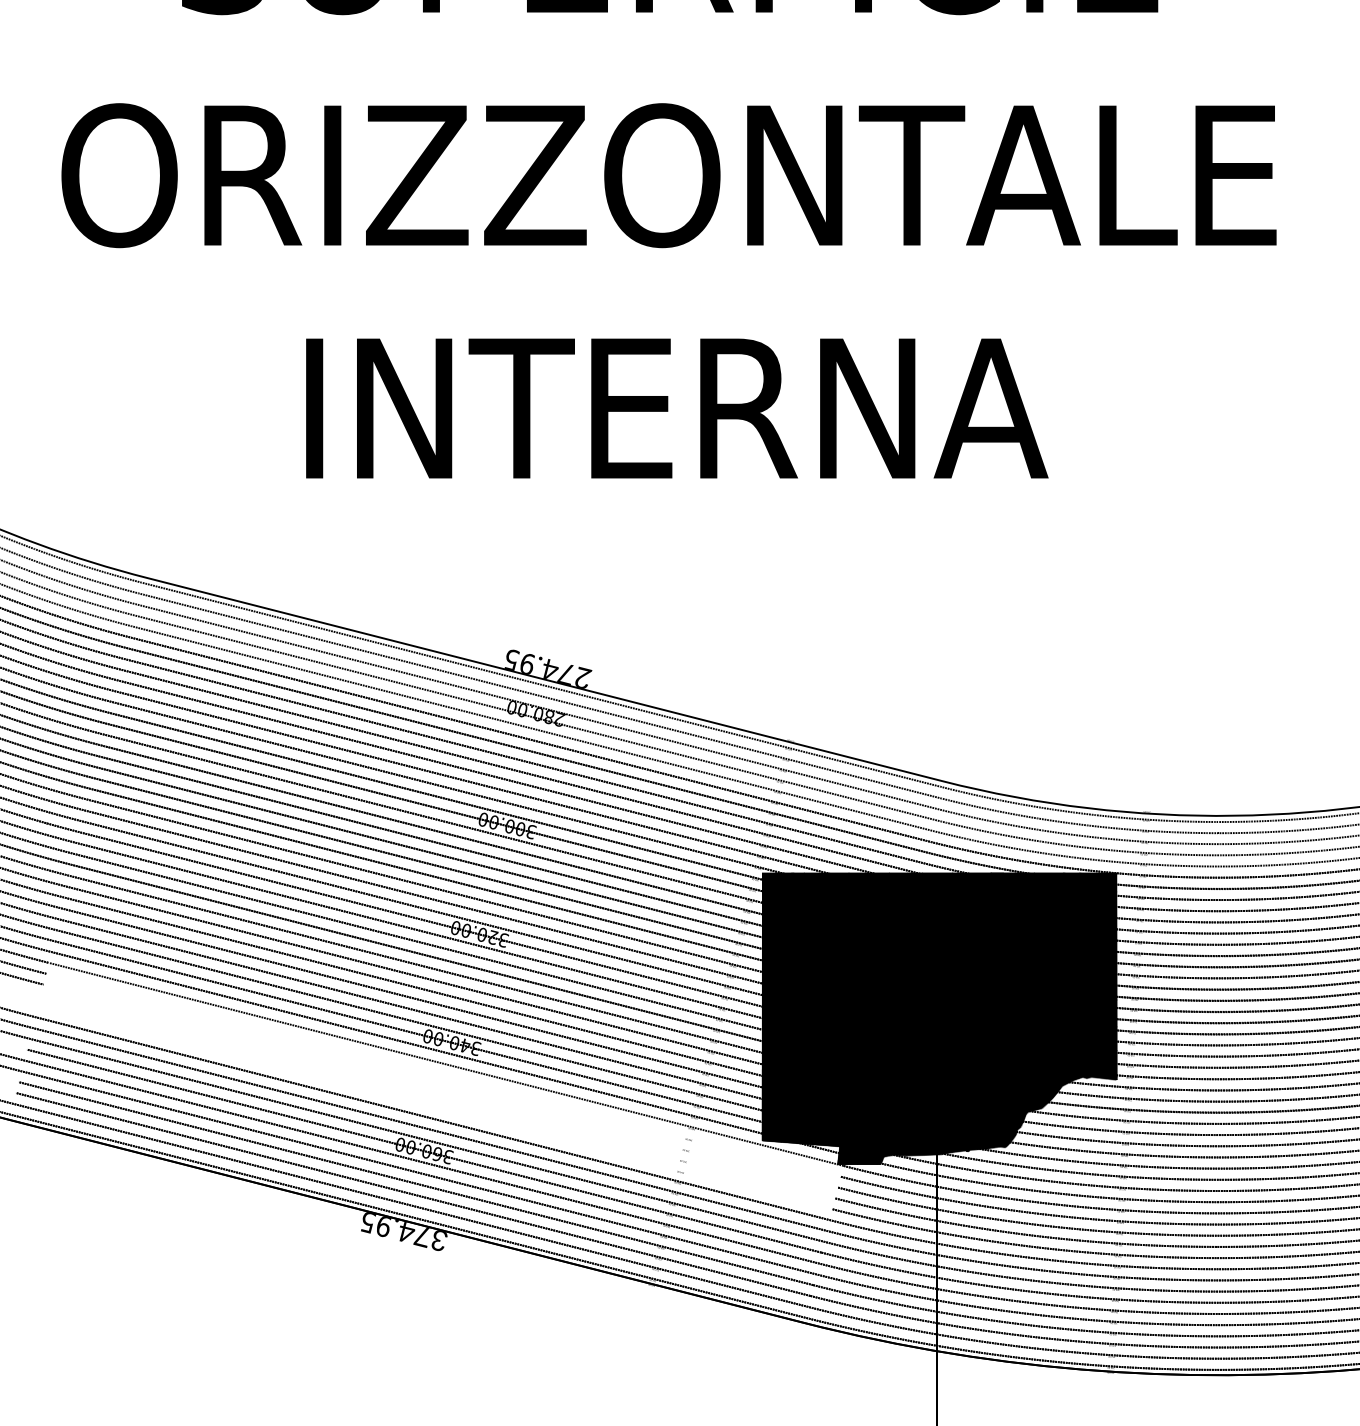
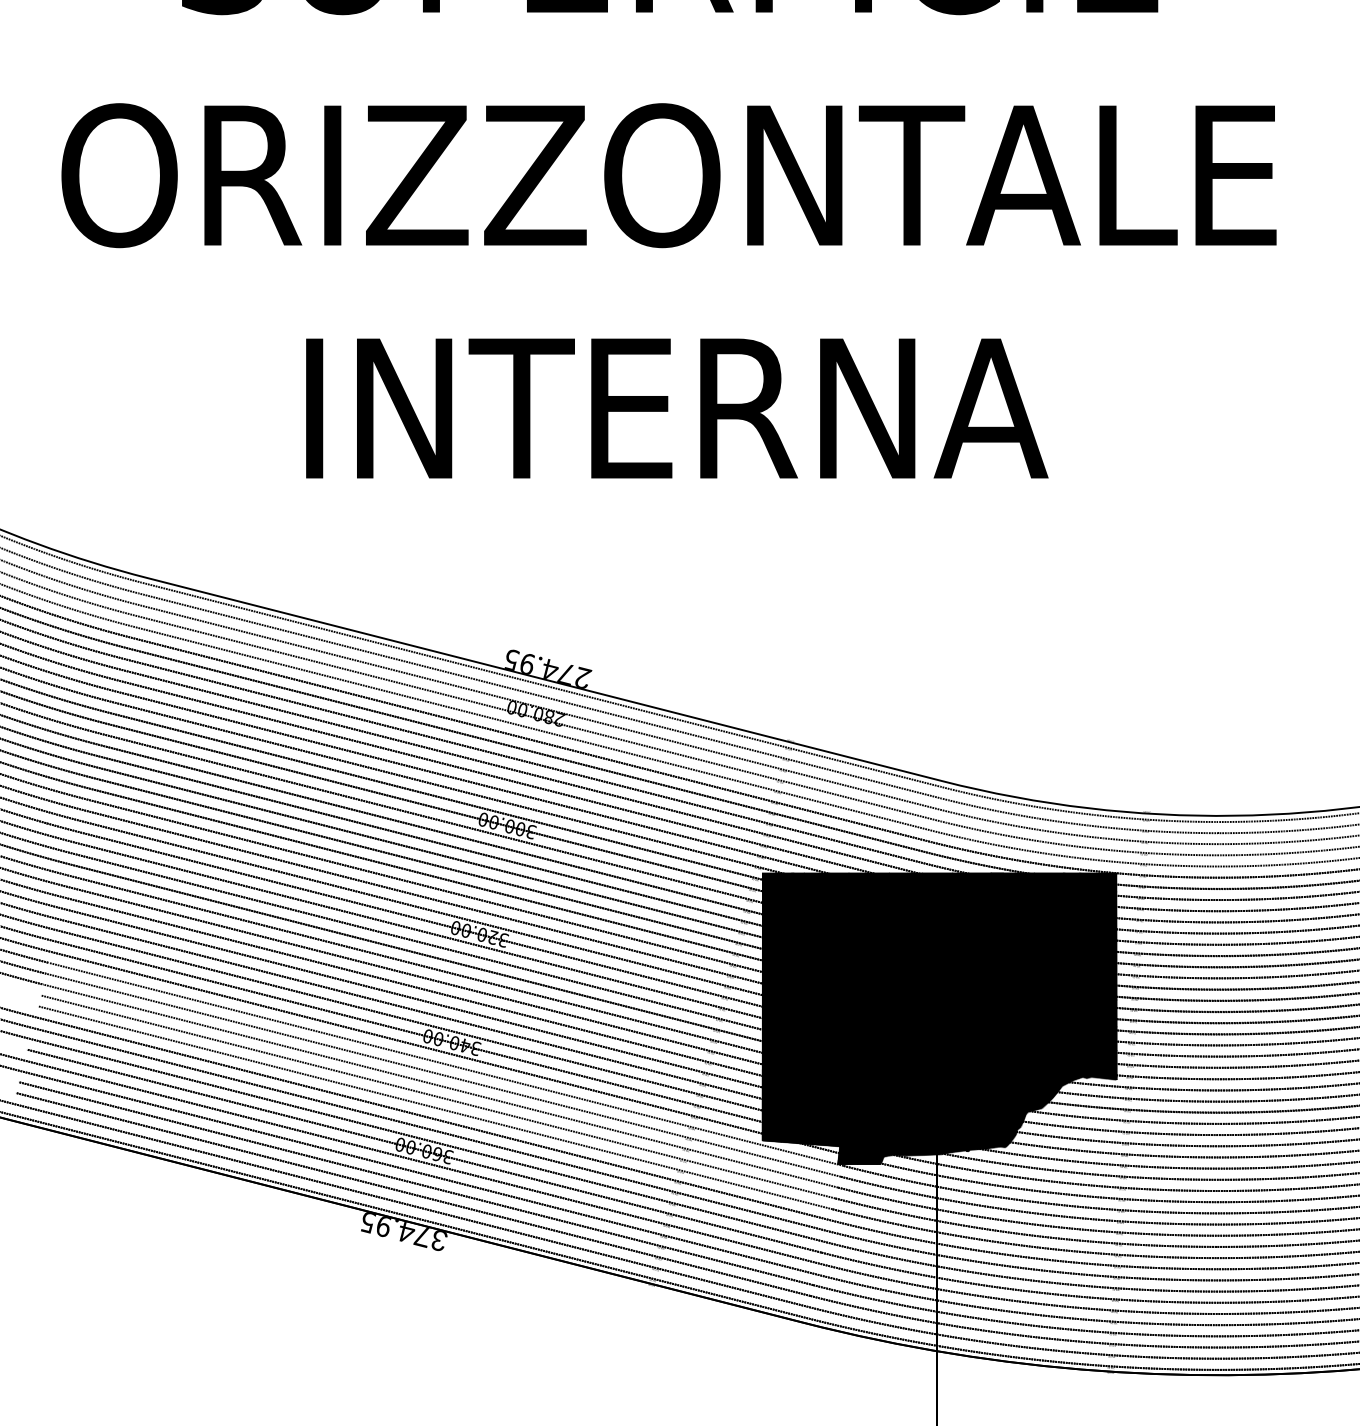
line: none -> present (443, 1074)
line: none -> present (440, 1085)
line: none -> present (437, 1096)
line: none -> present (435, 1107)
